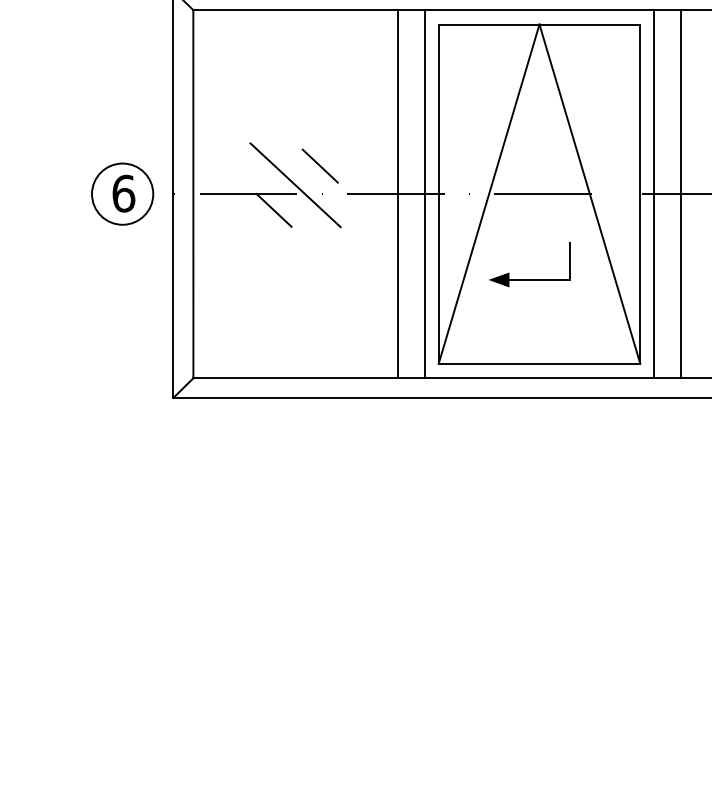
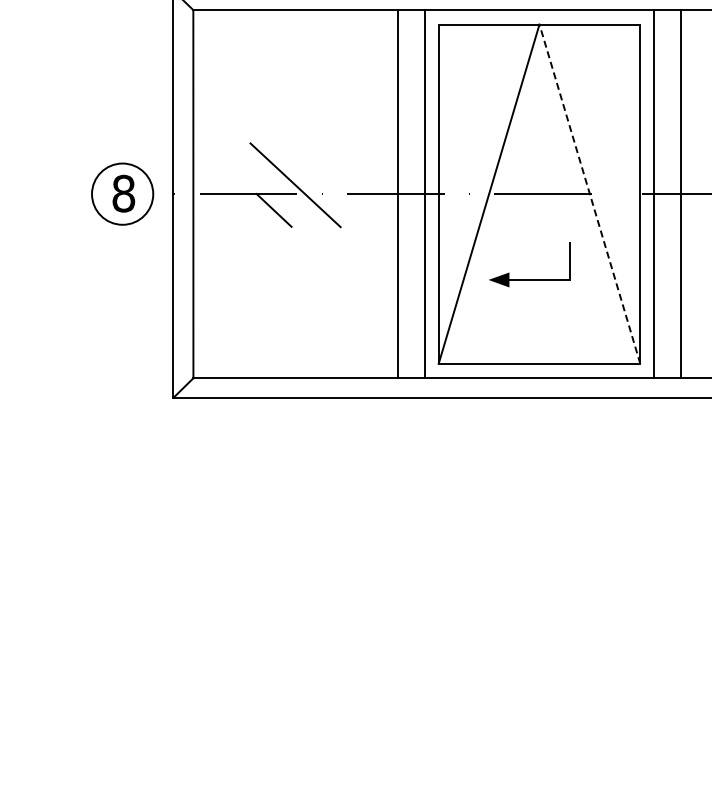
line: present -> none (319, 165)
text: 6 -> 8 (123, 193)
line: solid -> dashed (589, 193)
